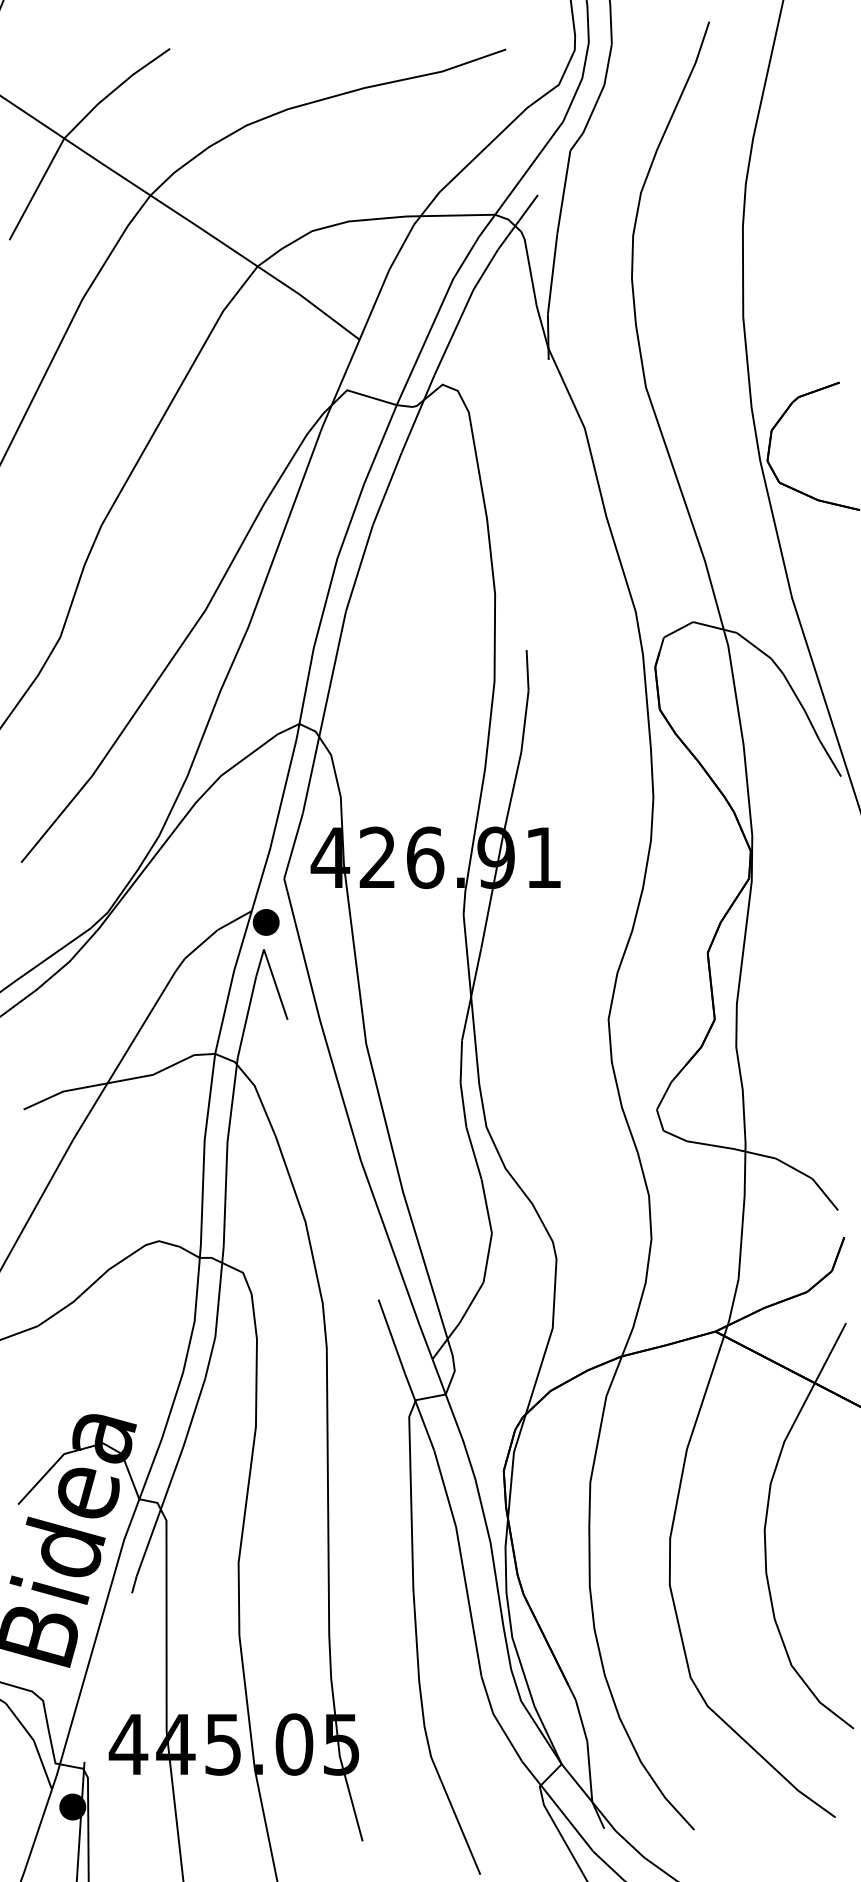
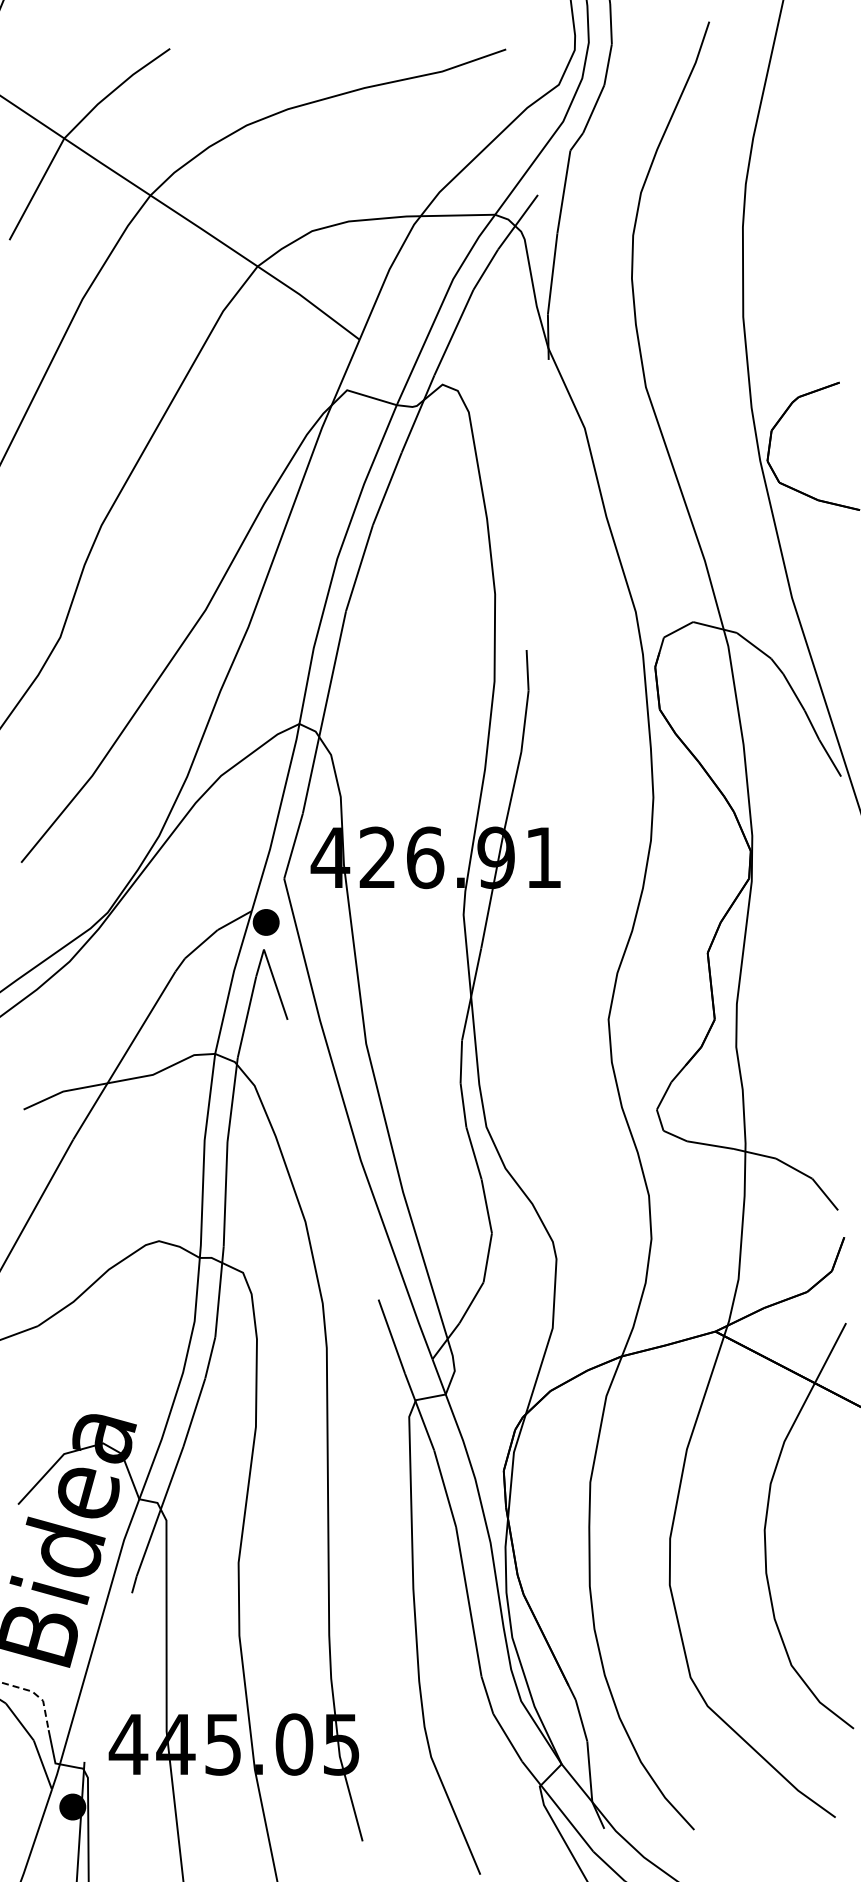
line: solid -> dashed (36, 1695)
